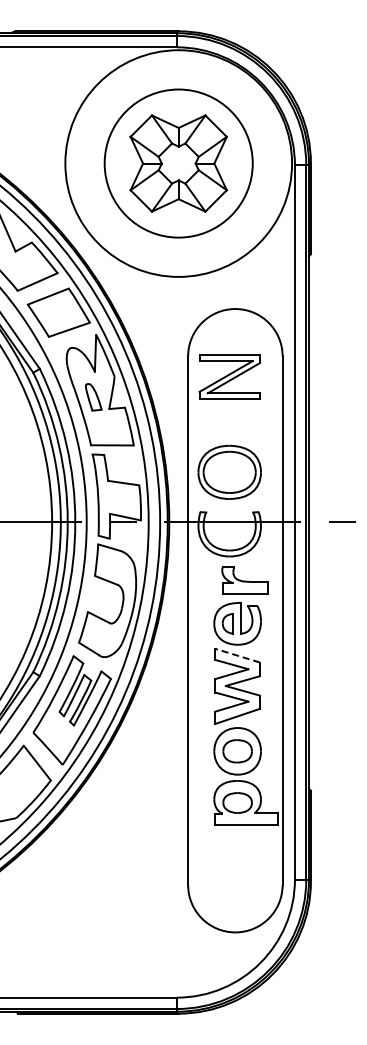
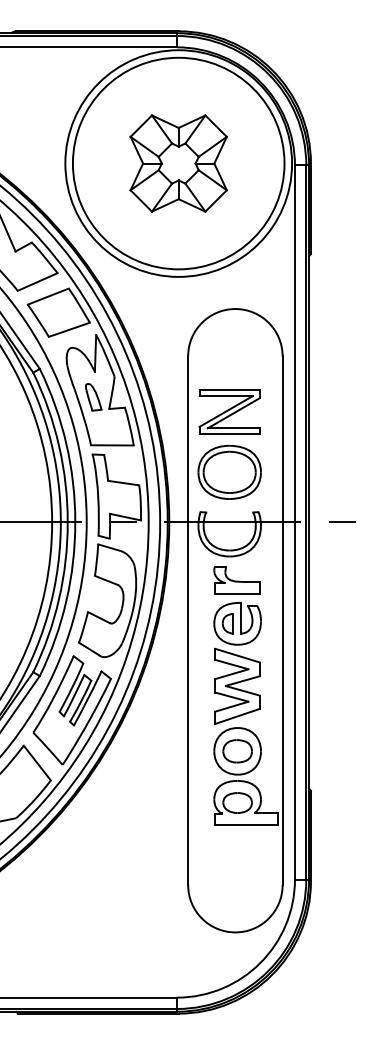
circle diameter: 148 px -> 212 px (178, 163)
part position: (229, 376) -> (229, 411) (229, 411)
part position: (244, 580) -> (236, 580) (236, 580)
line: dashed -> solid (237, 655)
